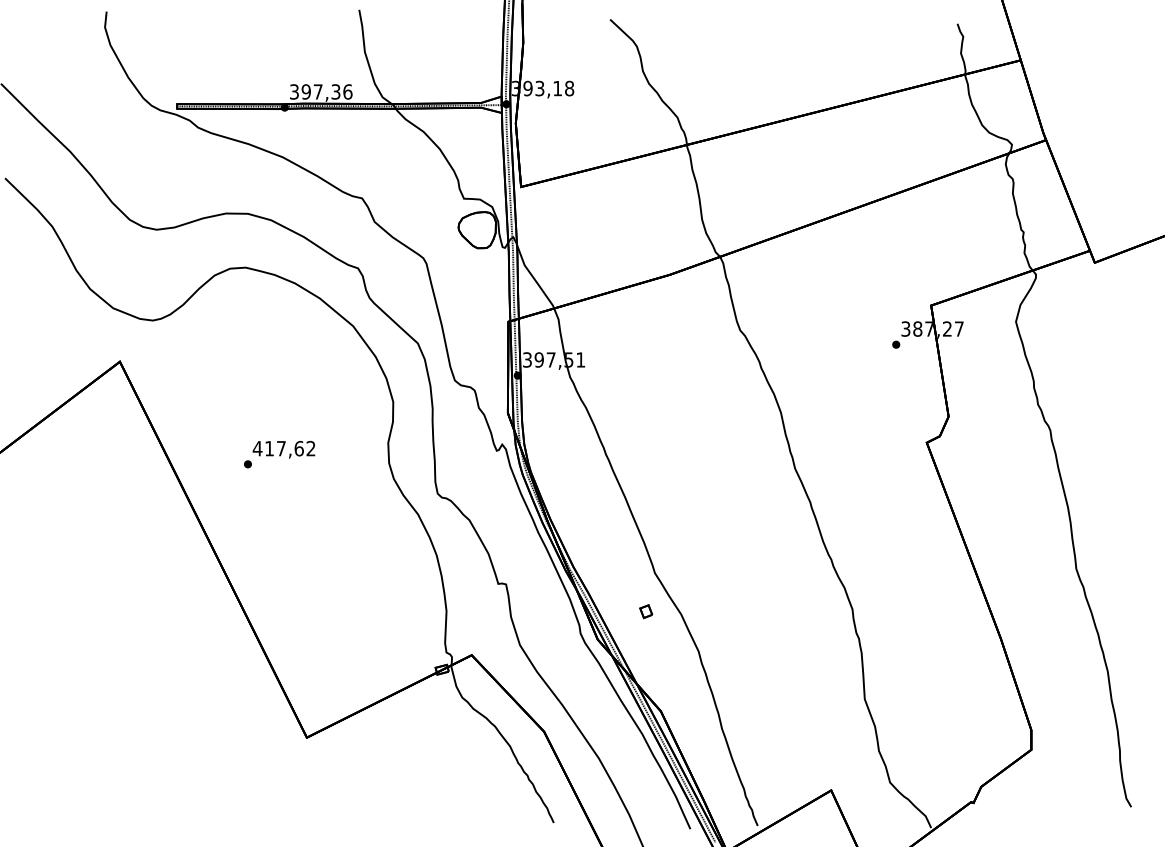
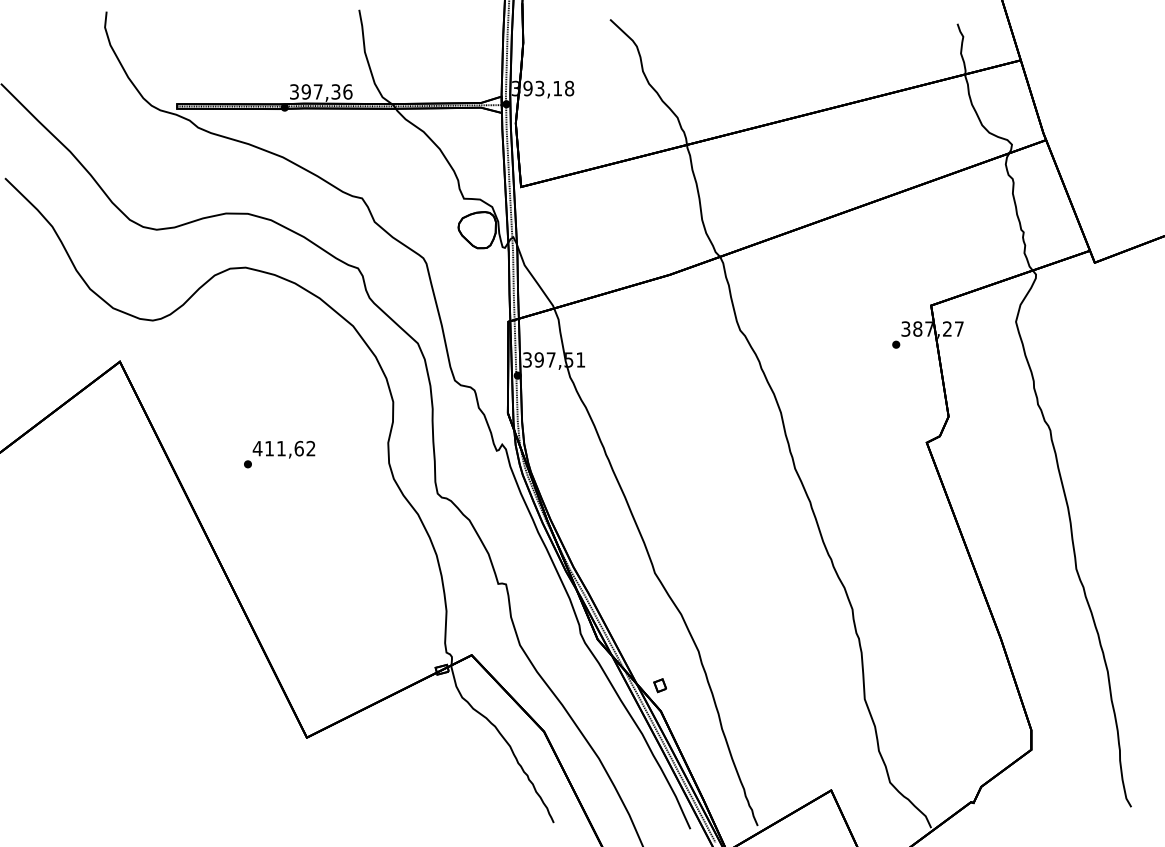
text: 417,62 -> 411,62 (281, 448)
part position: (646, 611) -> (660, 685) (660, 685)
